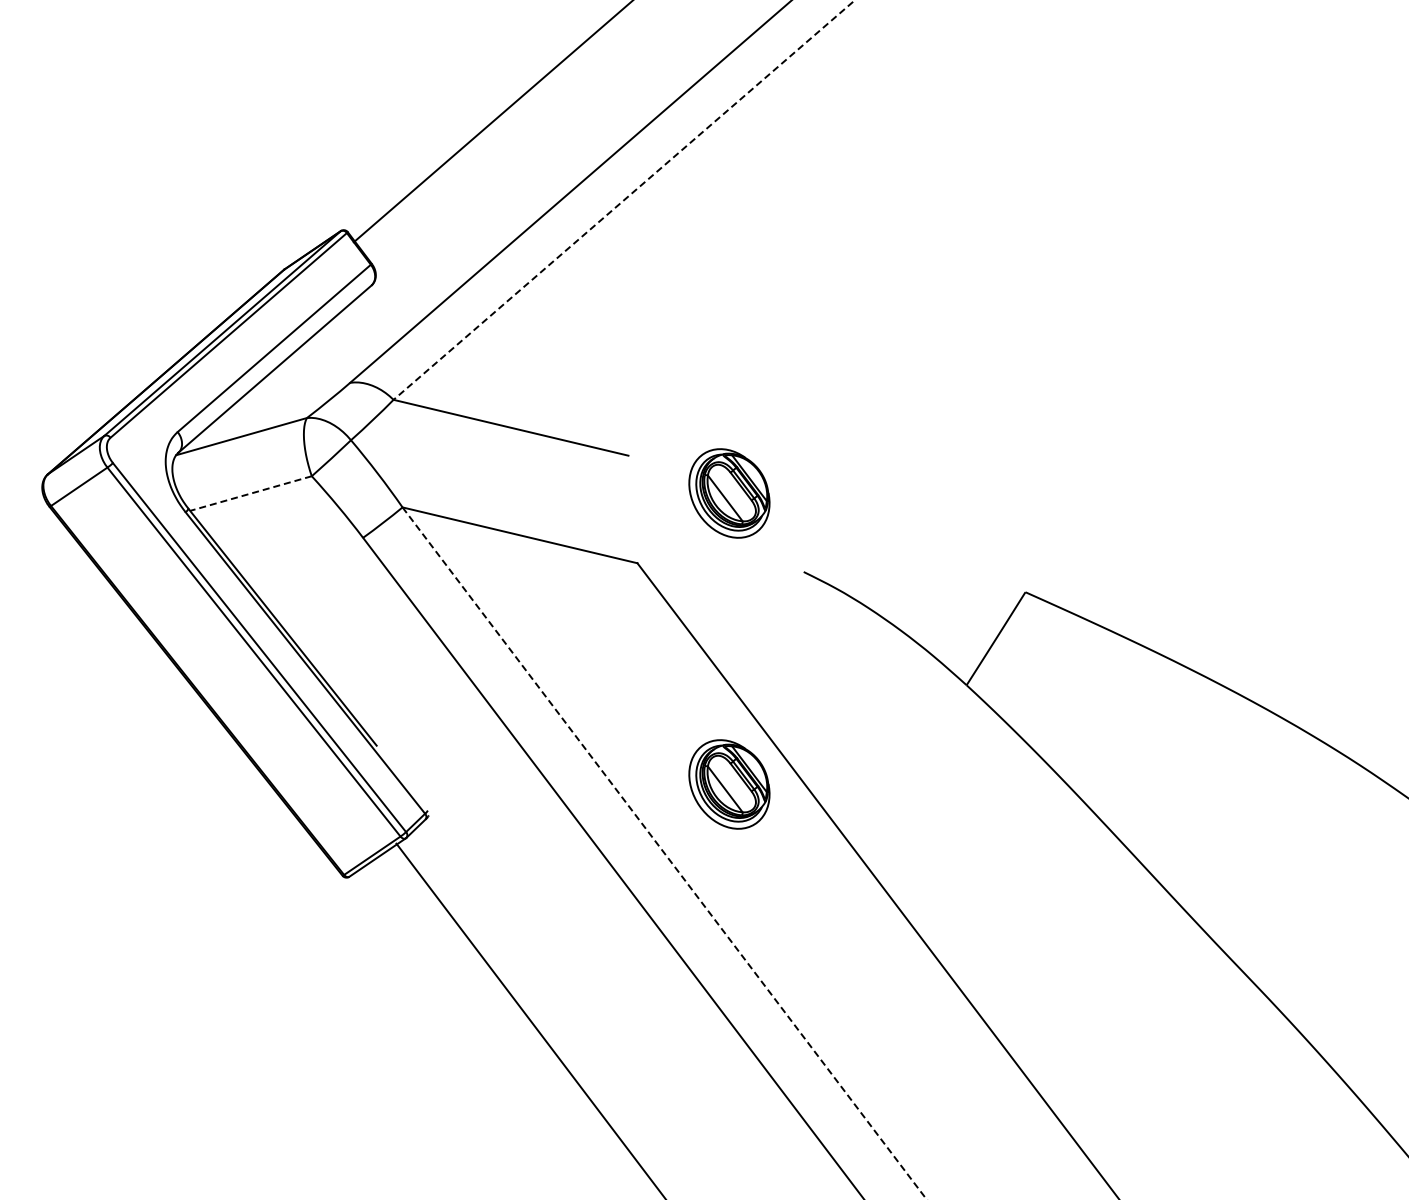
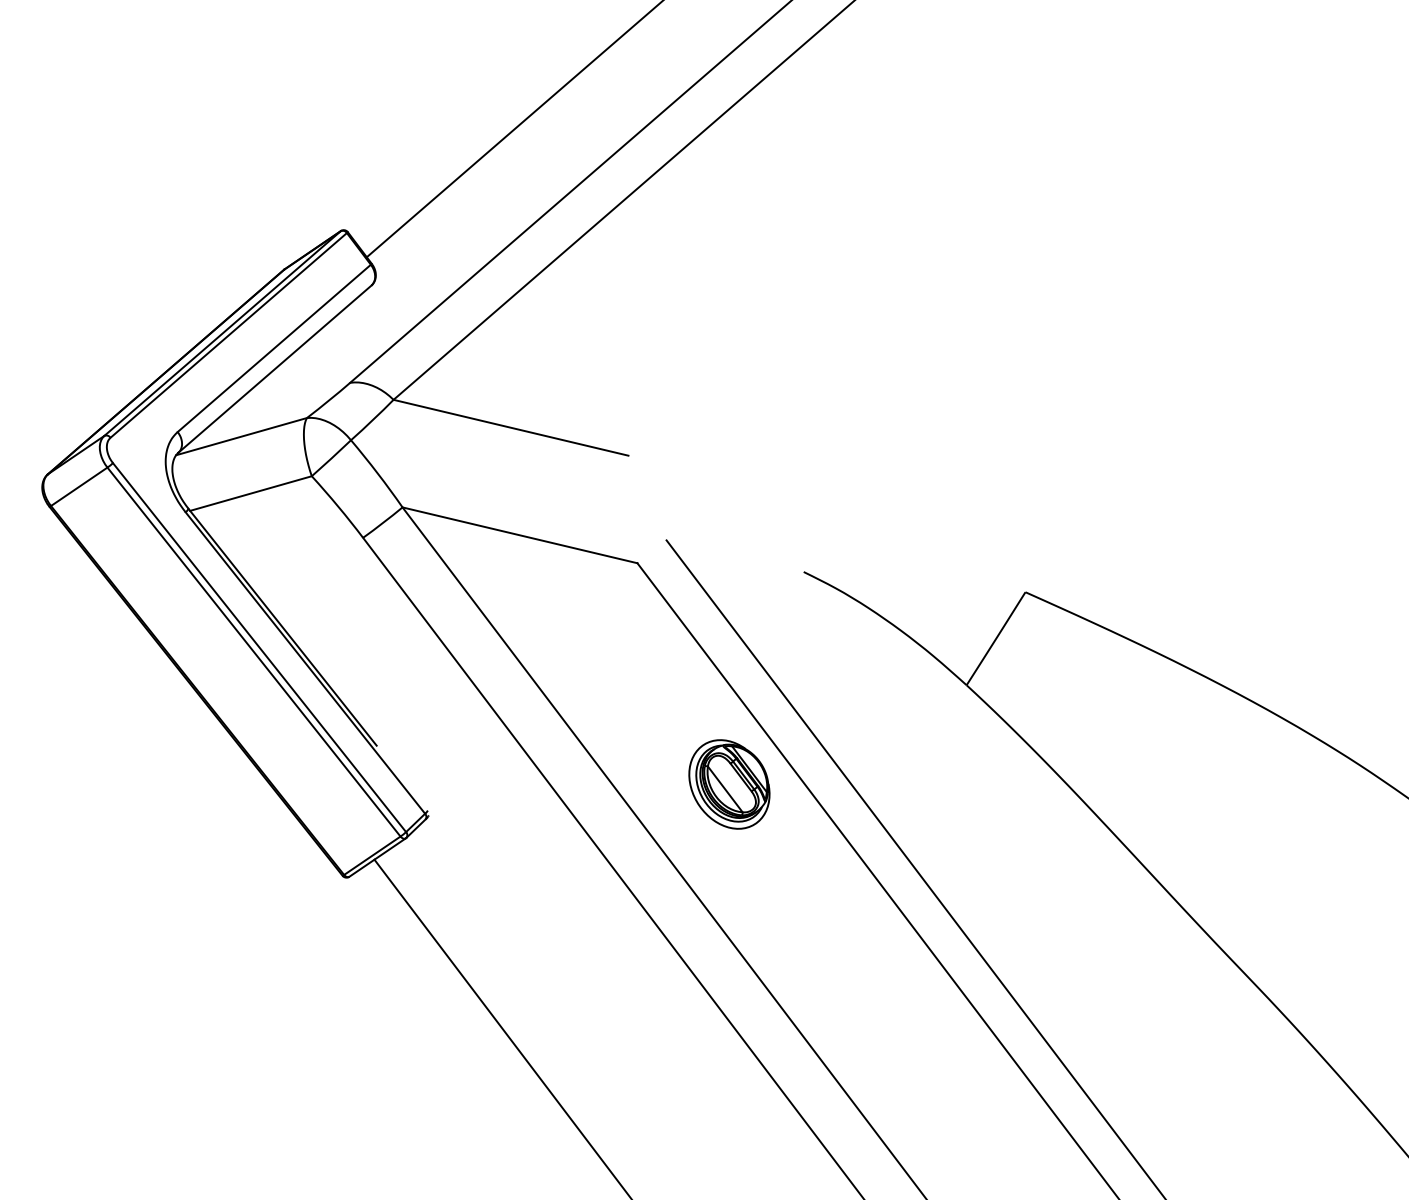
line position: (491, 122) -> (513, 129) (513, 129)
line: dashed -> solid (624, 200)
line: dashed -> solid (250, 493)
part: present -> none (729, 493)
line: dashed -> solid (664, 853)
line: none -> present (914, 868)
line position: (529, 1019) -> (501, 1027) (501, 1027)
